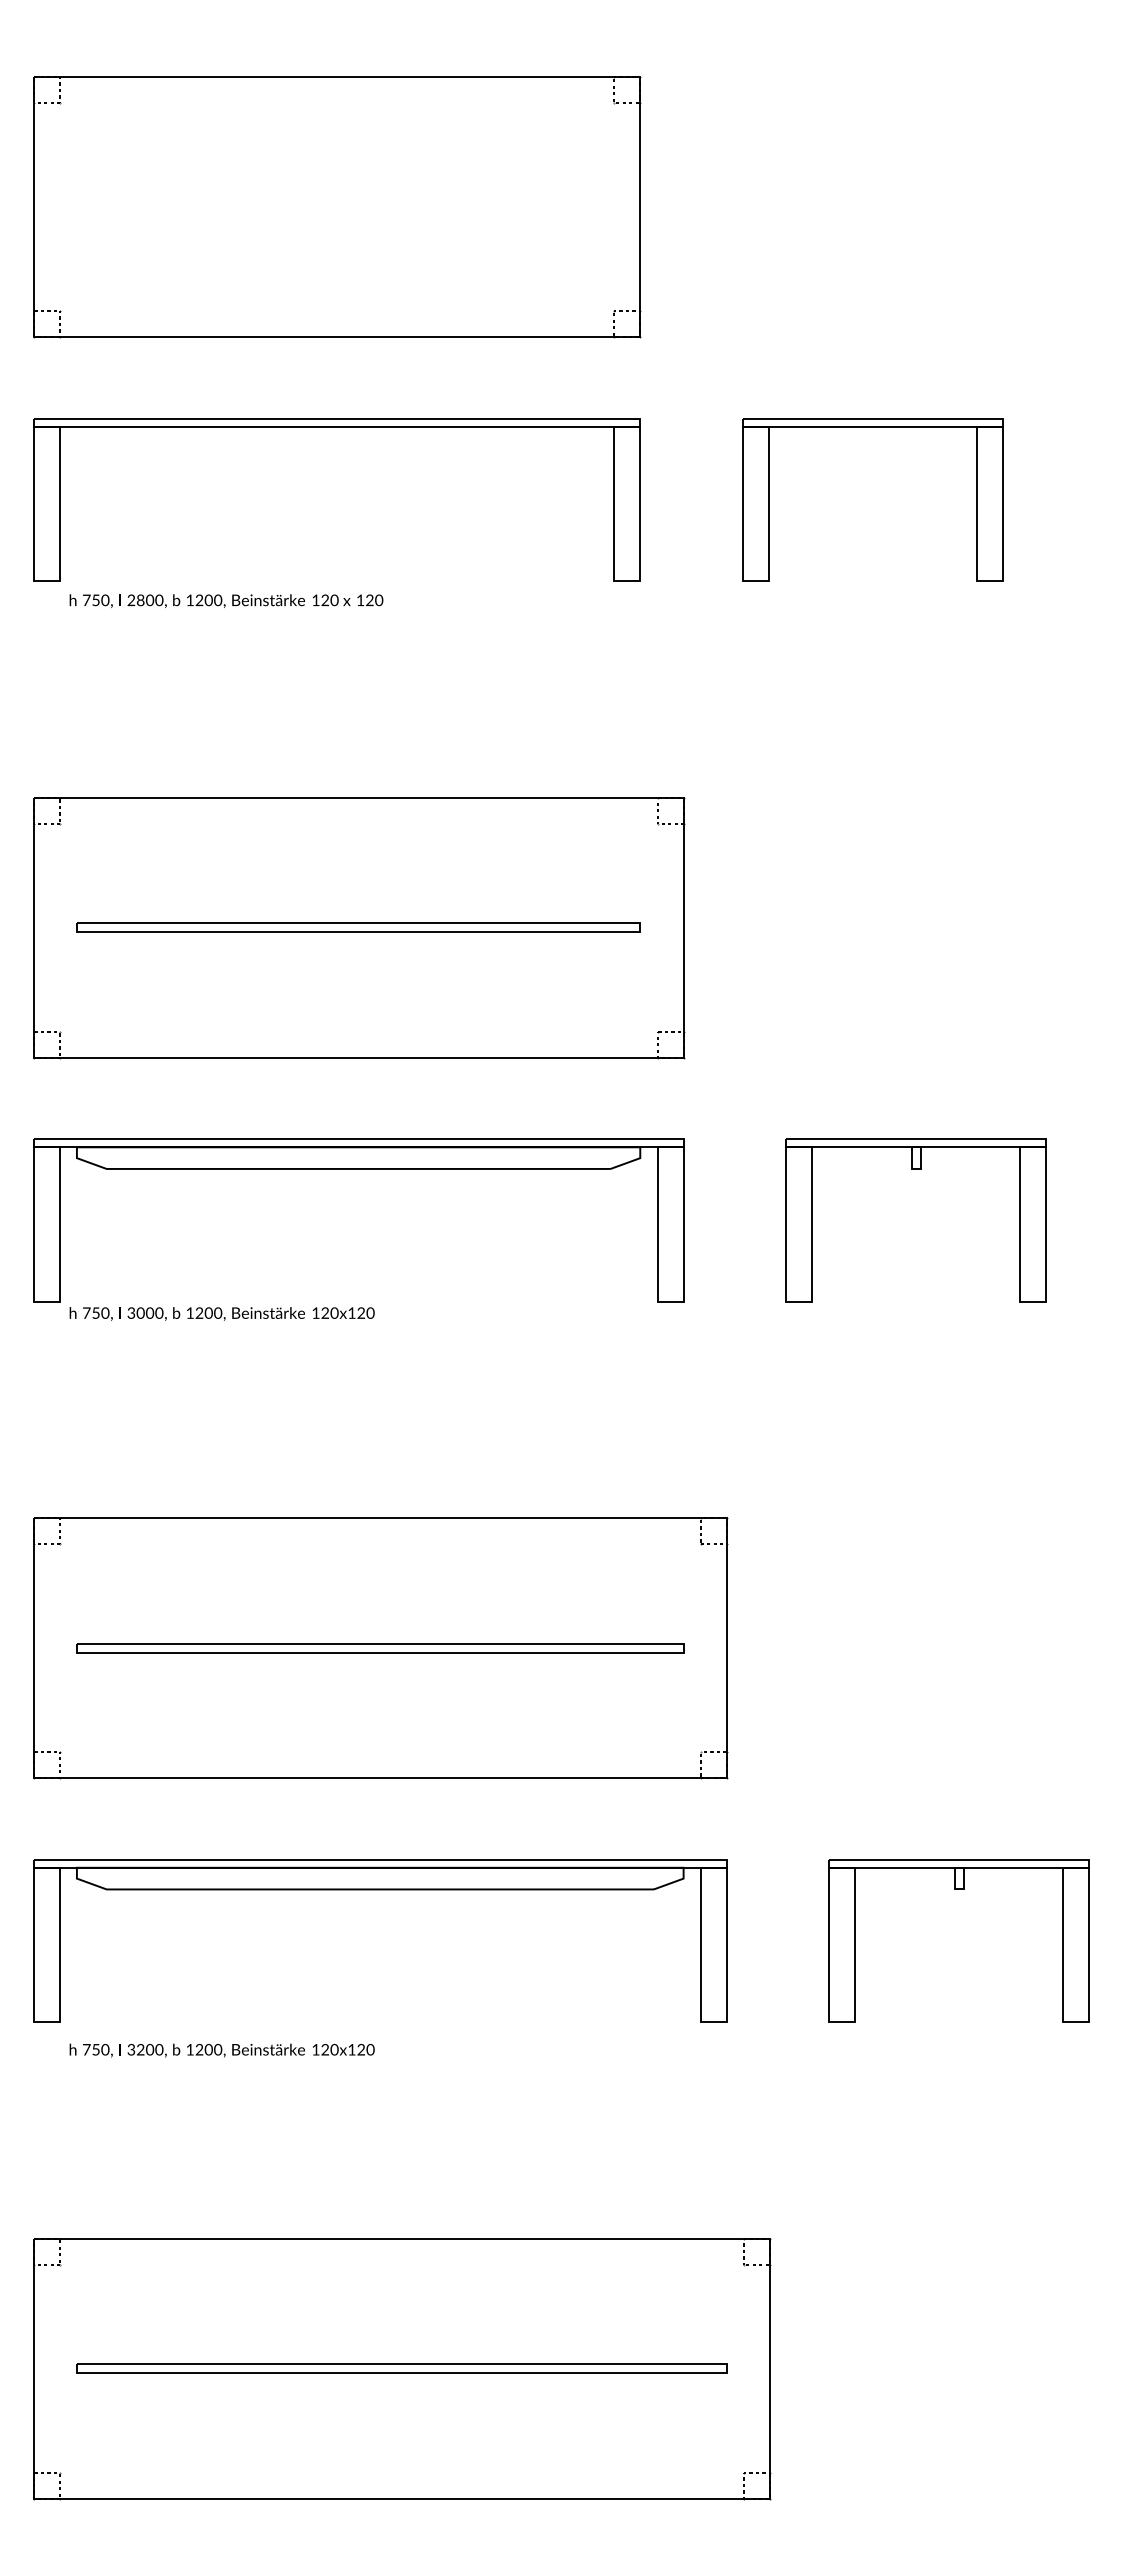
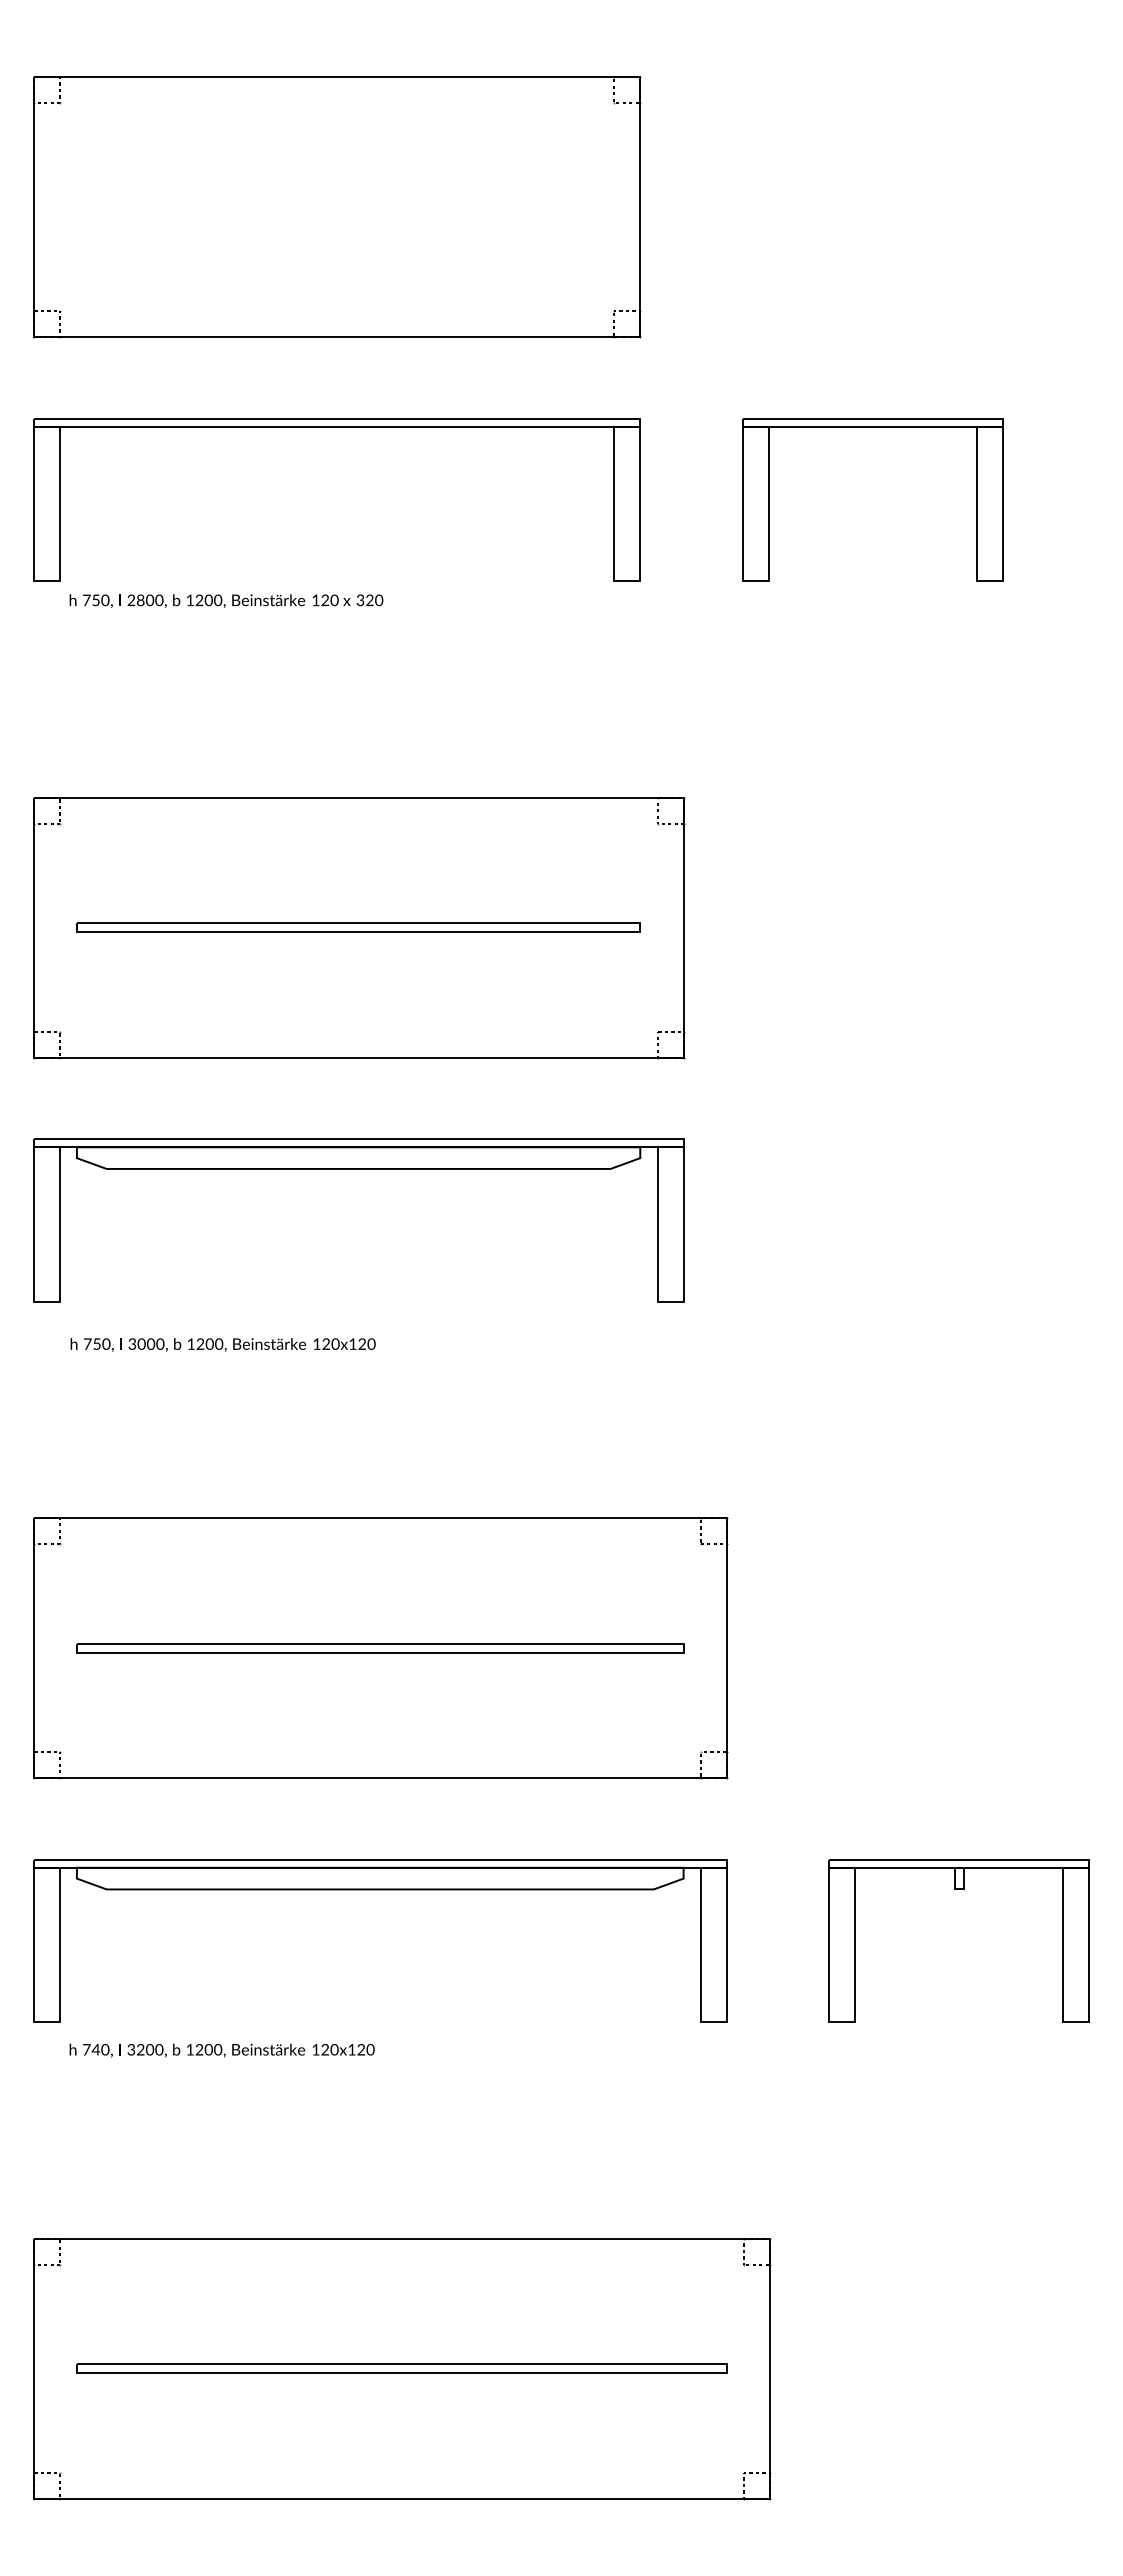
text: 120 -> 320 (360, 600)
part: present -> none (915, 1169)
text position: (221, 1313) -> (222, 1344) (222, 1344)
text: 750, -> 740, (95, 2049)
